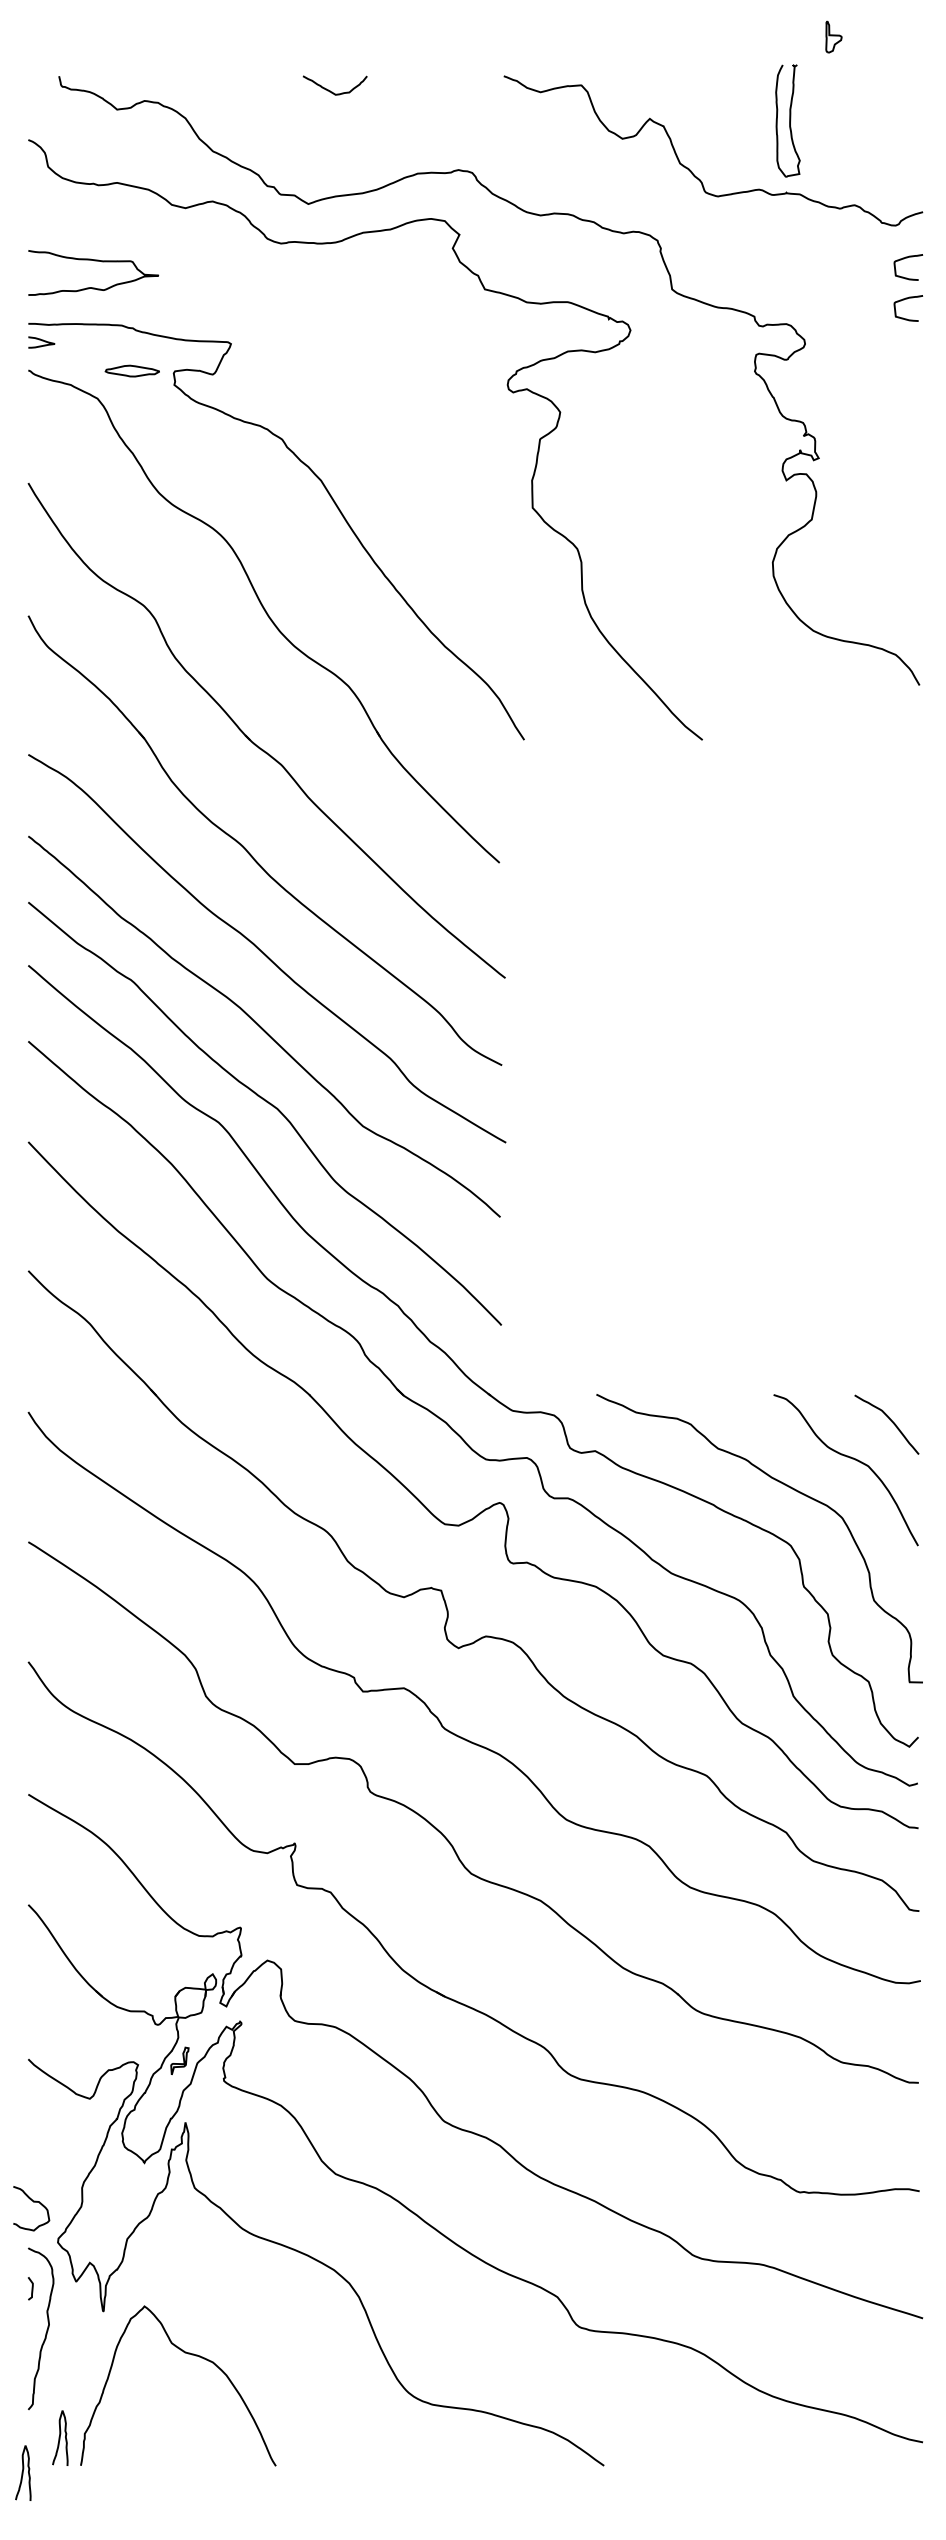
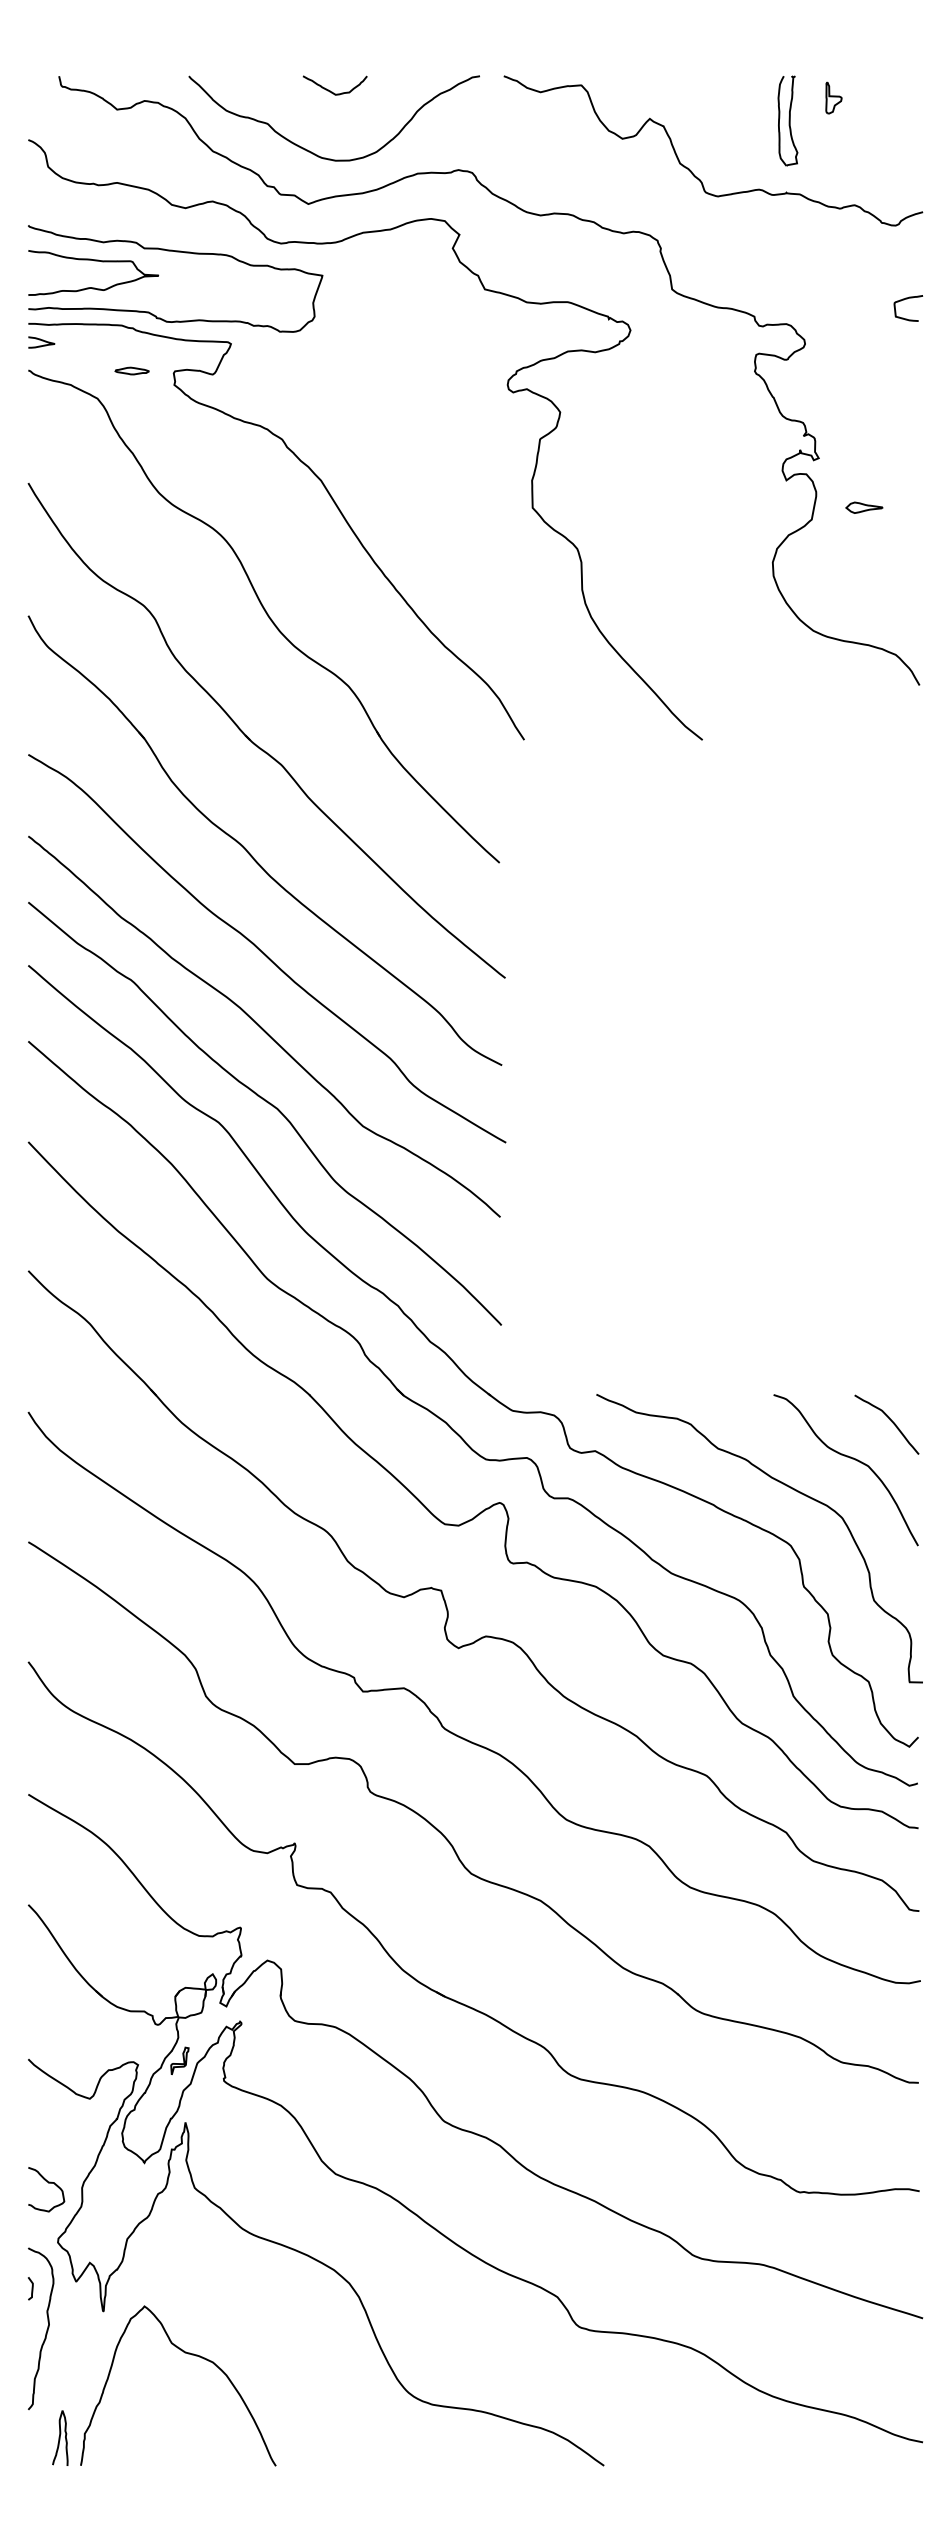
part position: (833, 36) -> (833, 97) (833, 97)
part size: 26x114 px -> 22x92 px (787, 120)
curve: none -> present (315, 153)
curve: none -> present (175, 252)
curve: present -> none (904, 259)
part size: 56x14 px -> 36x10 px (131, 370)
part: none -> present (864, 507)
curve position: (33, 2202) -> (48, 2183) (48, 2183)
curve: present -> none (23, 2472)
